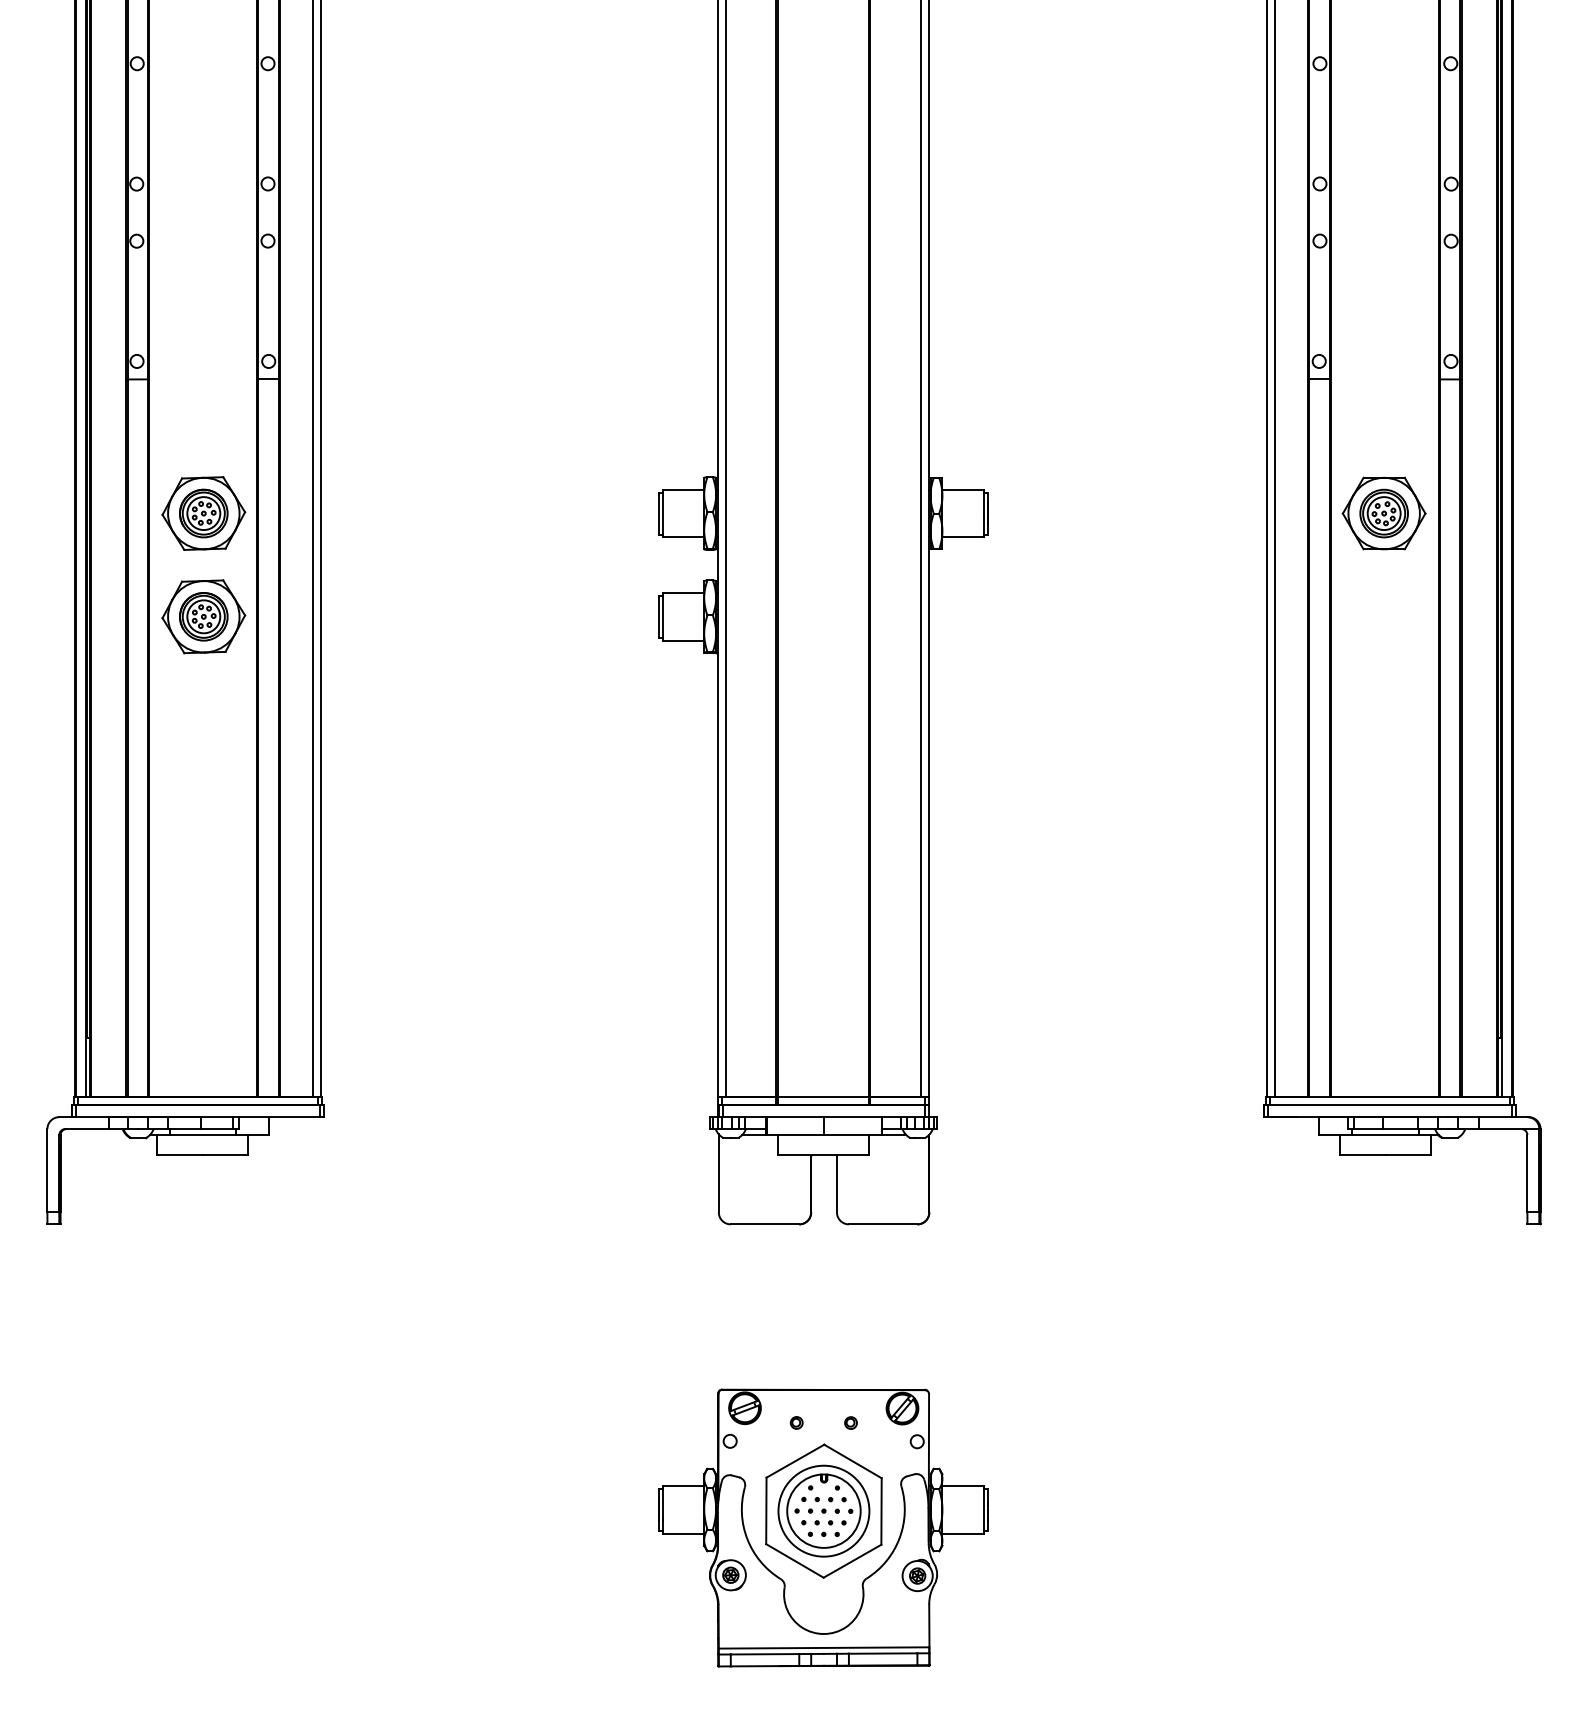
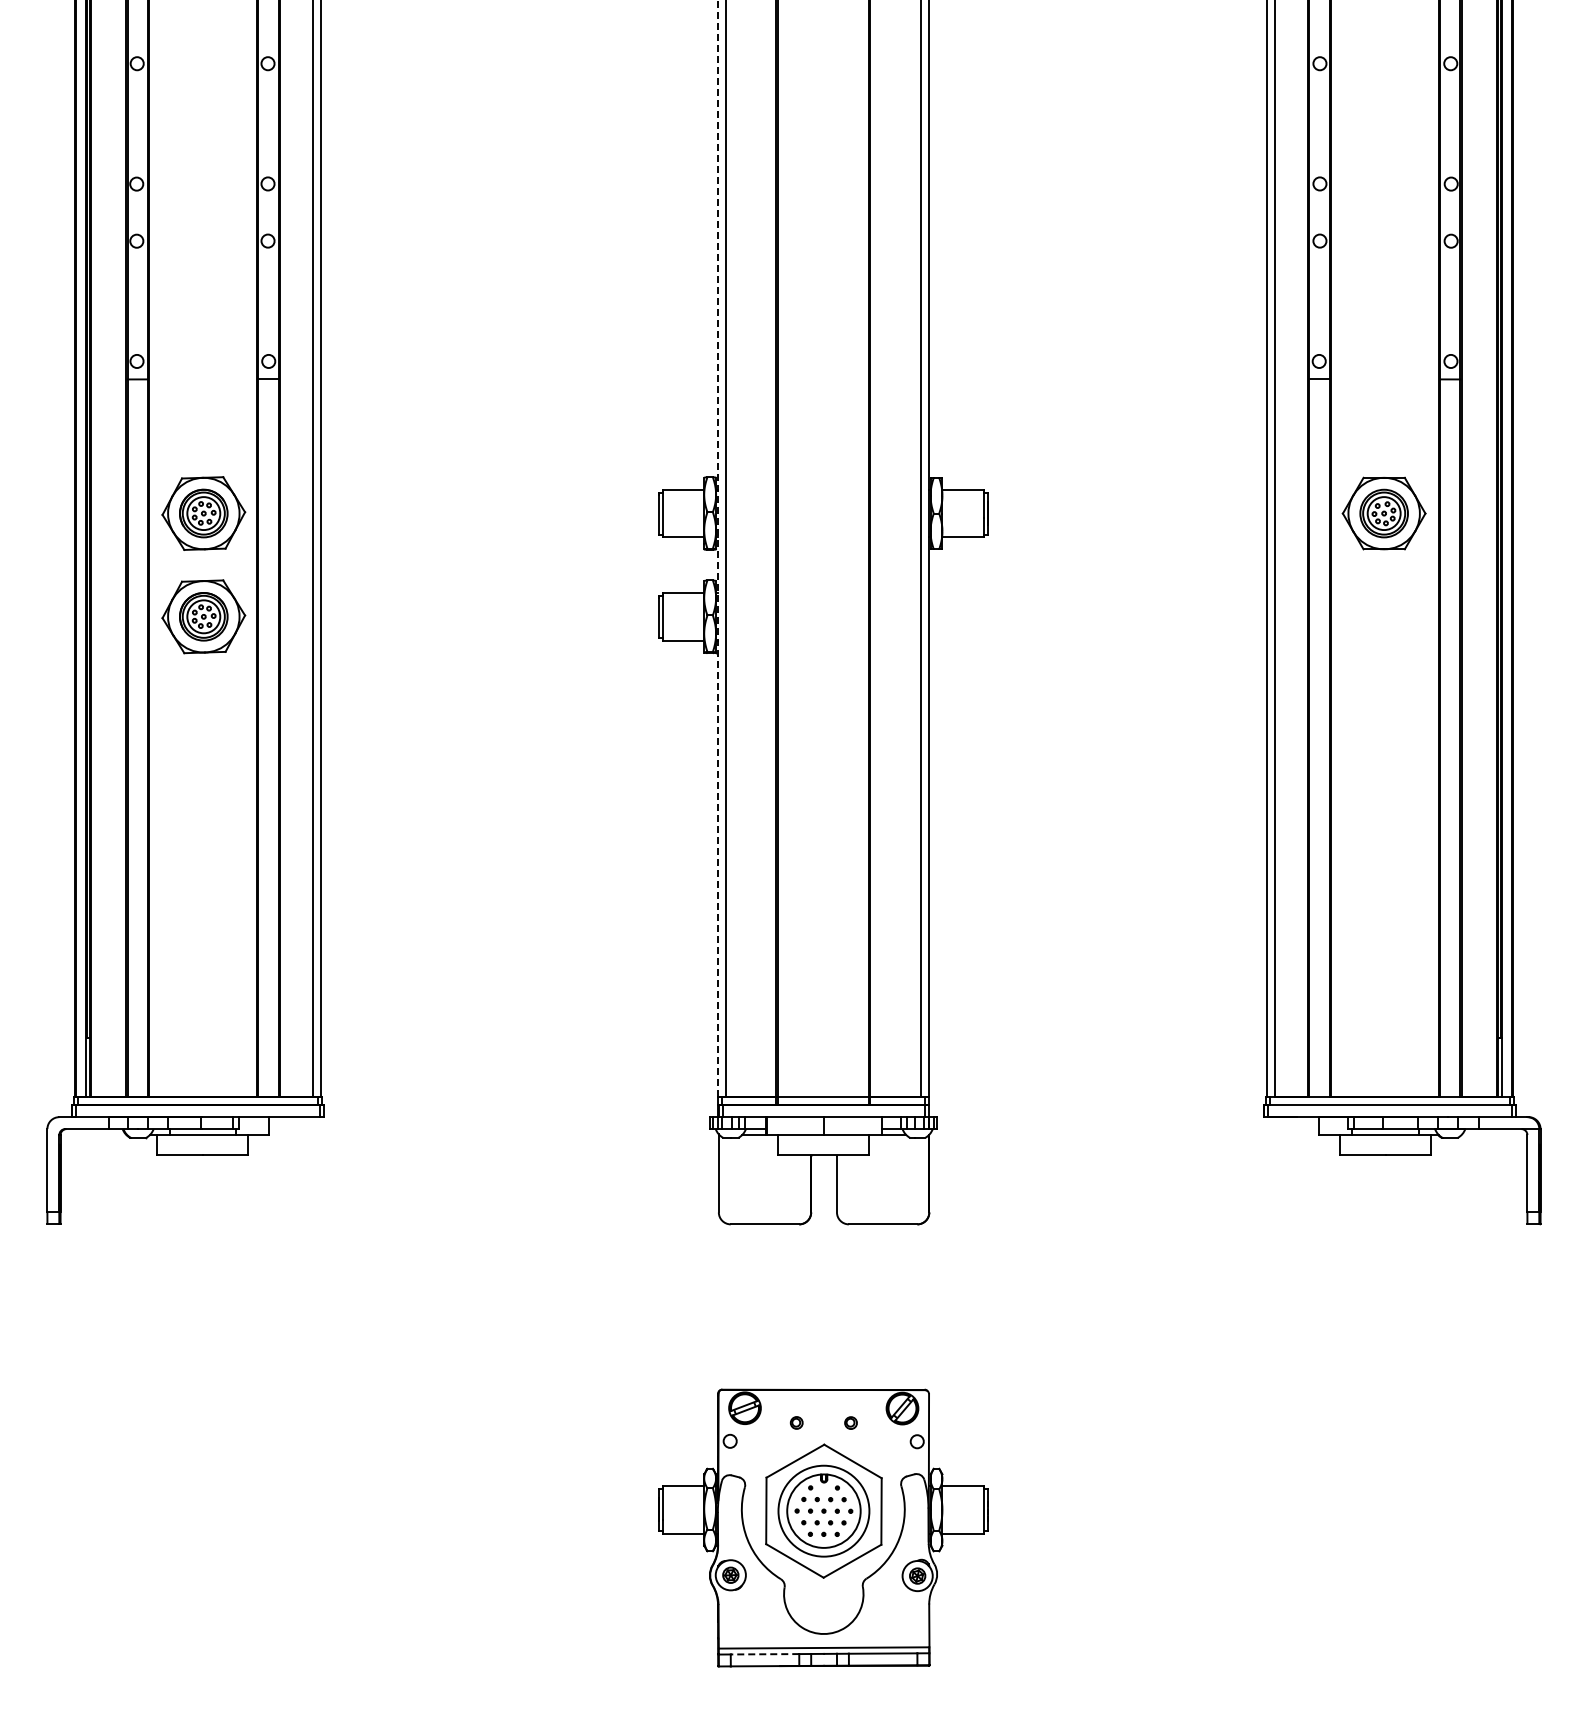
line: solid -> dashed (718, 548)
line: solid -> dashed (764, 1654)
